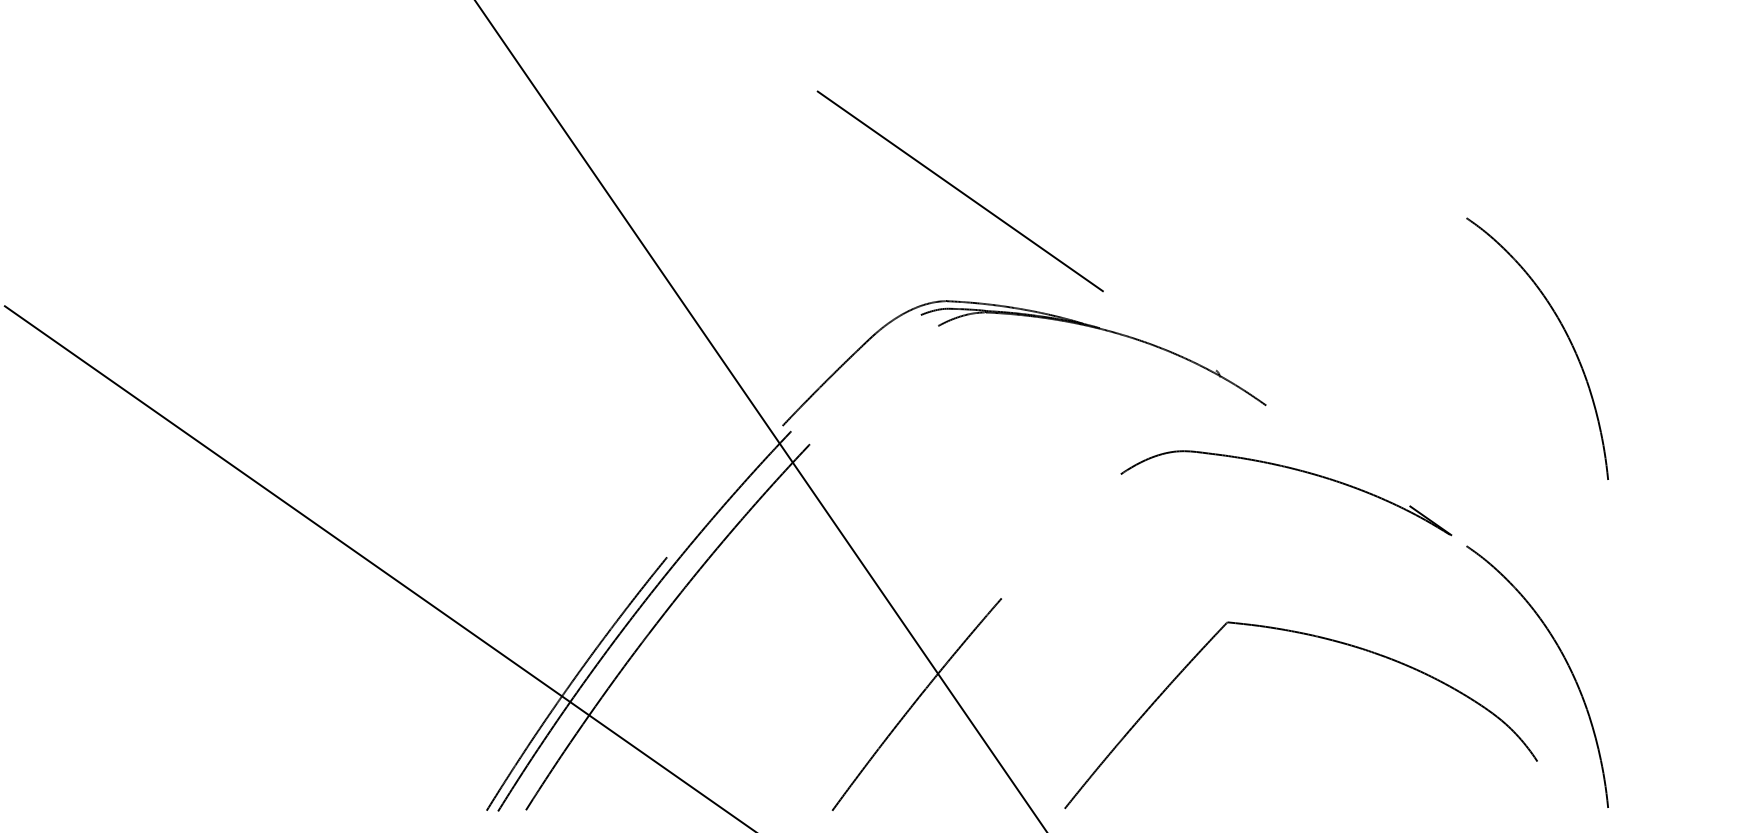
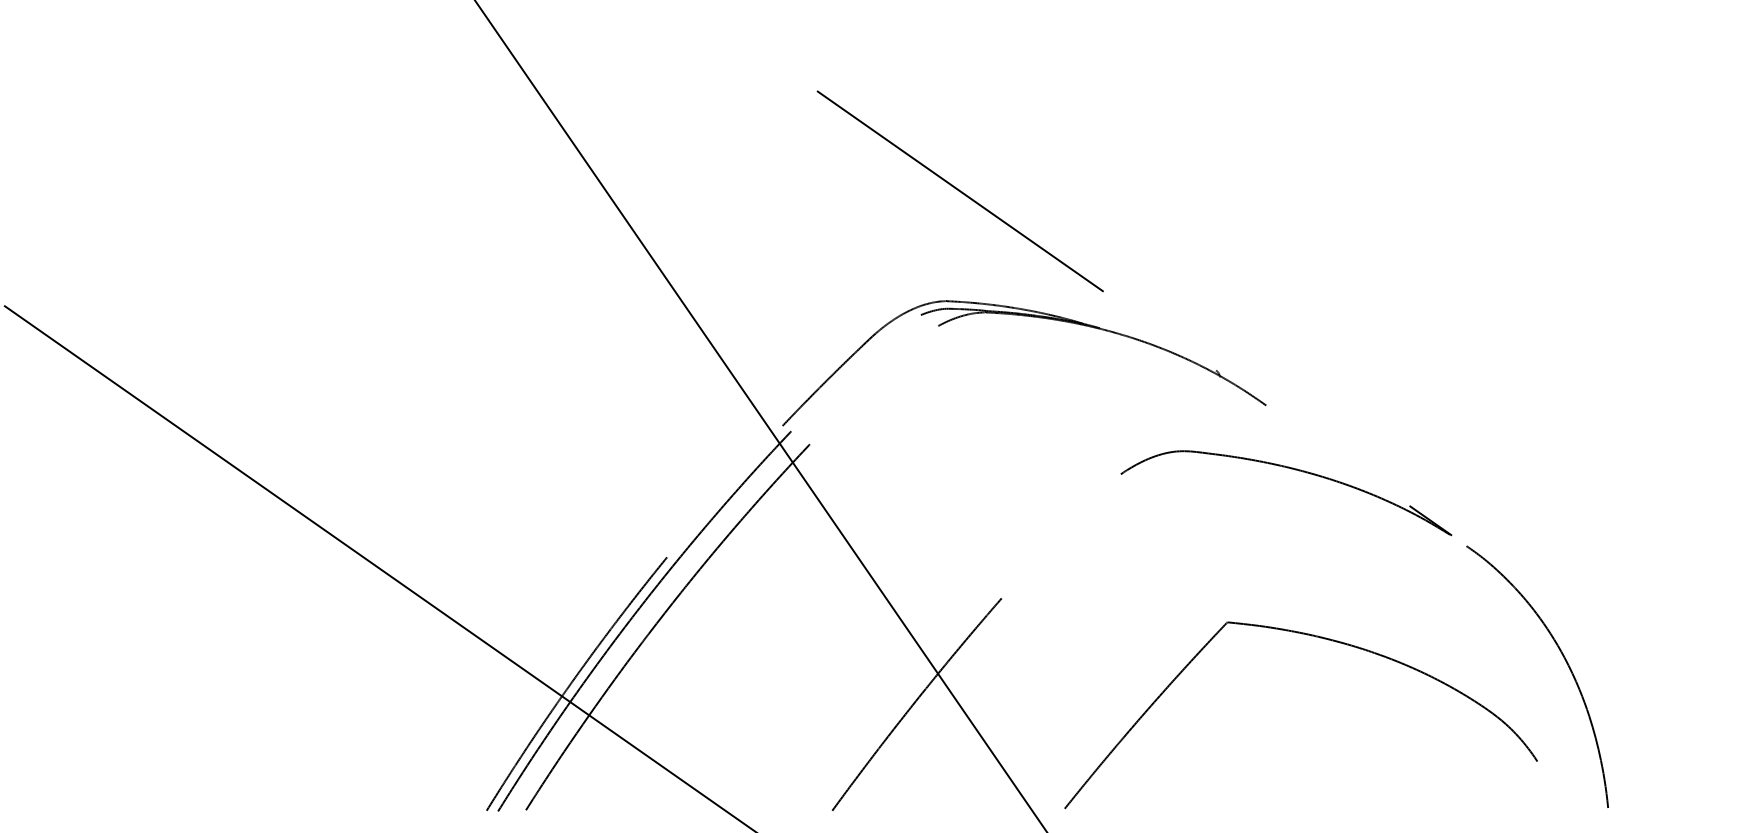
curve: present -> none (1565, 333)
